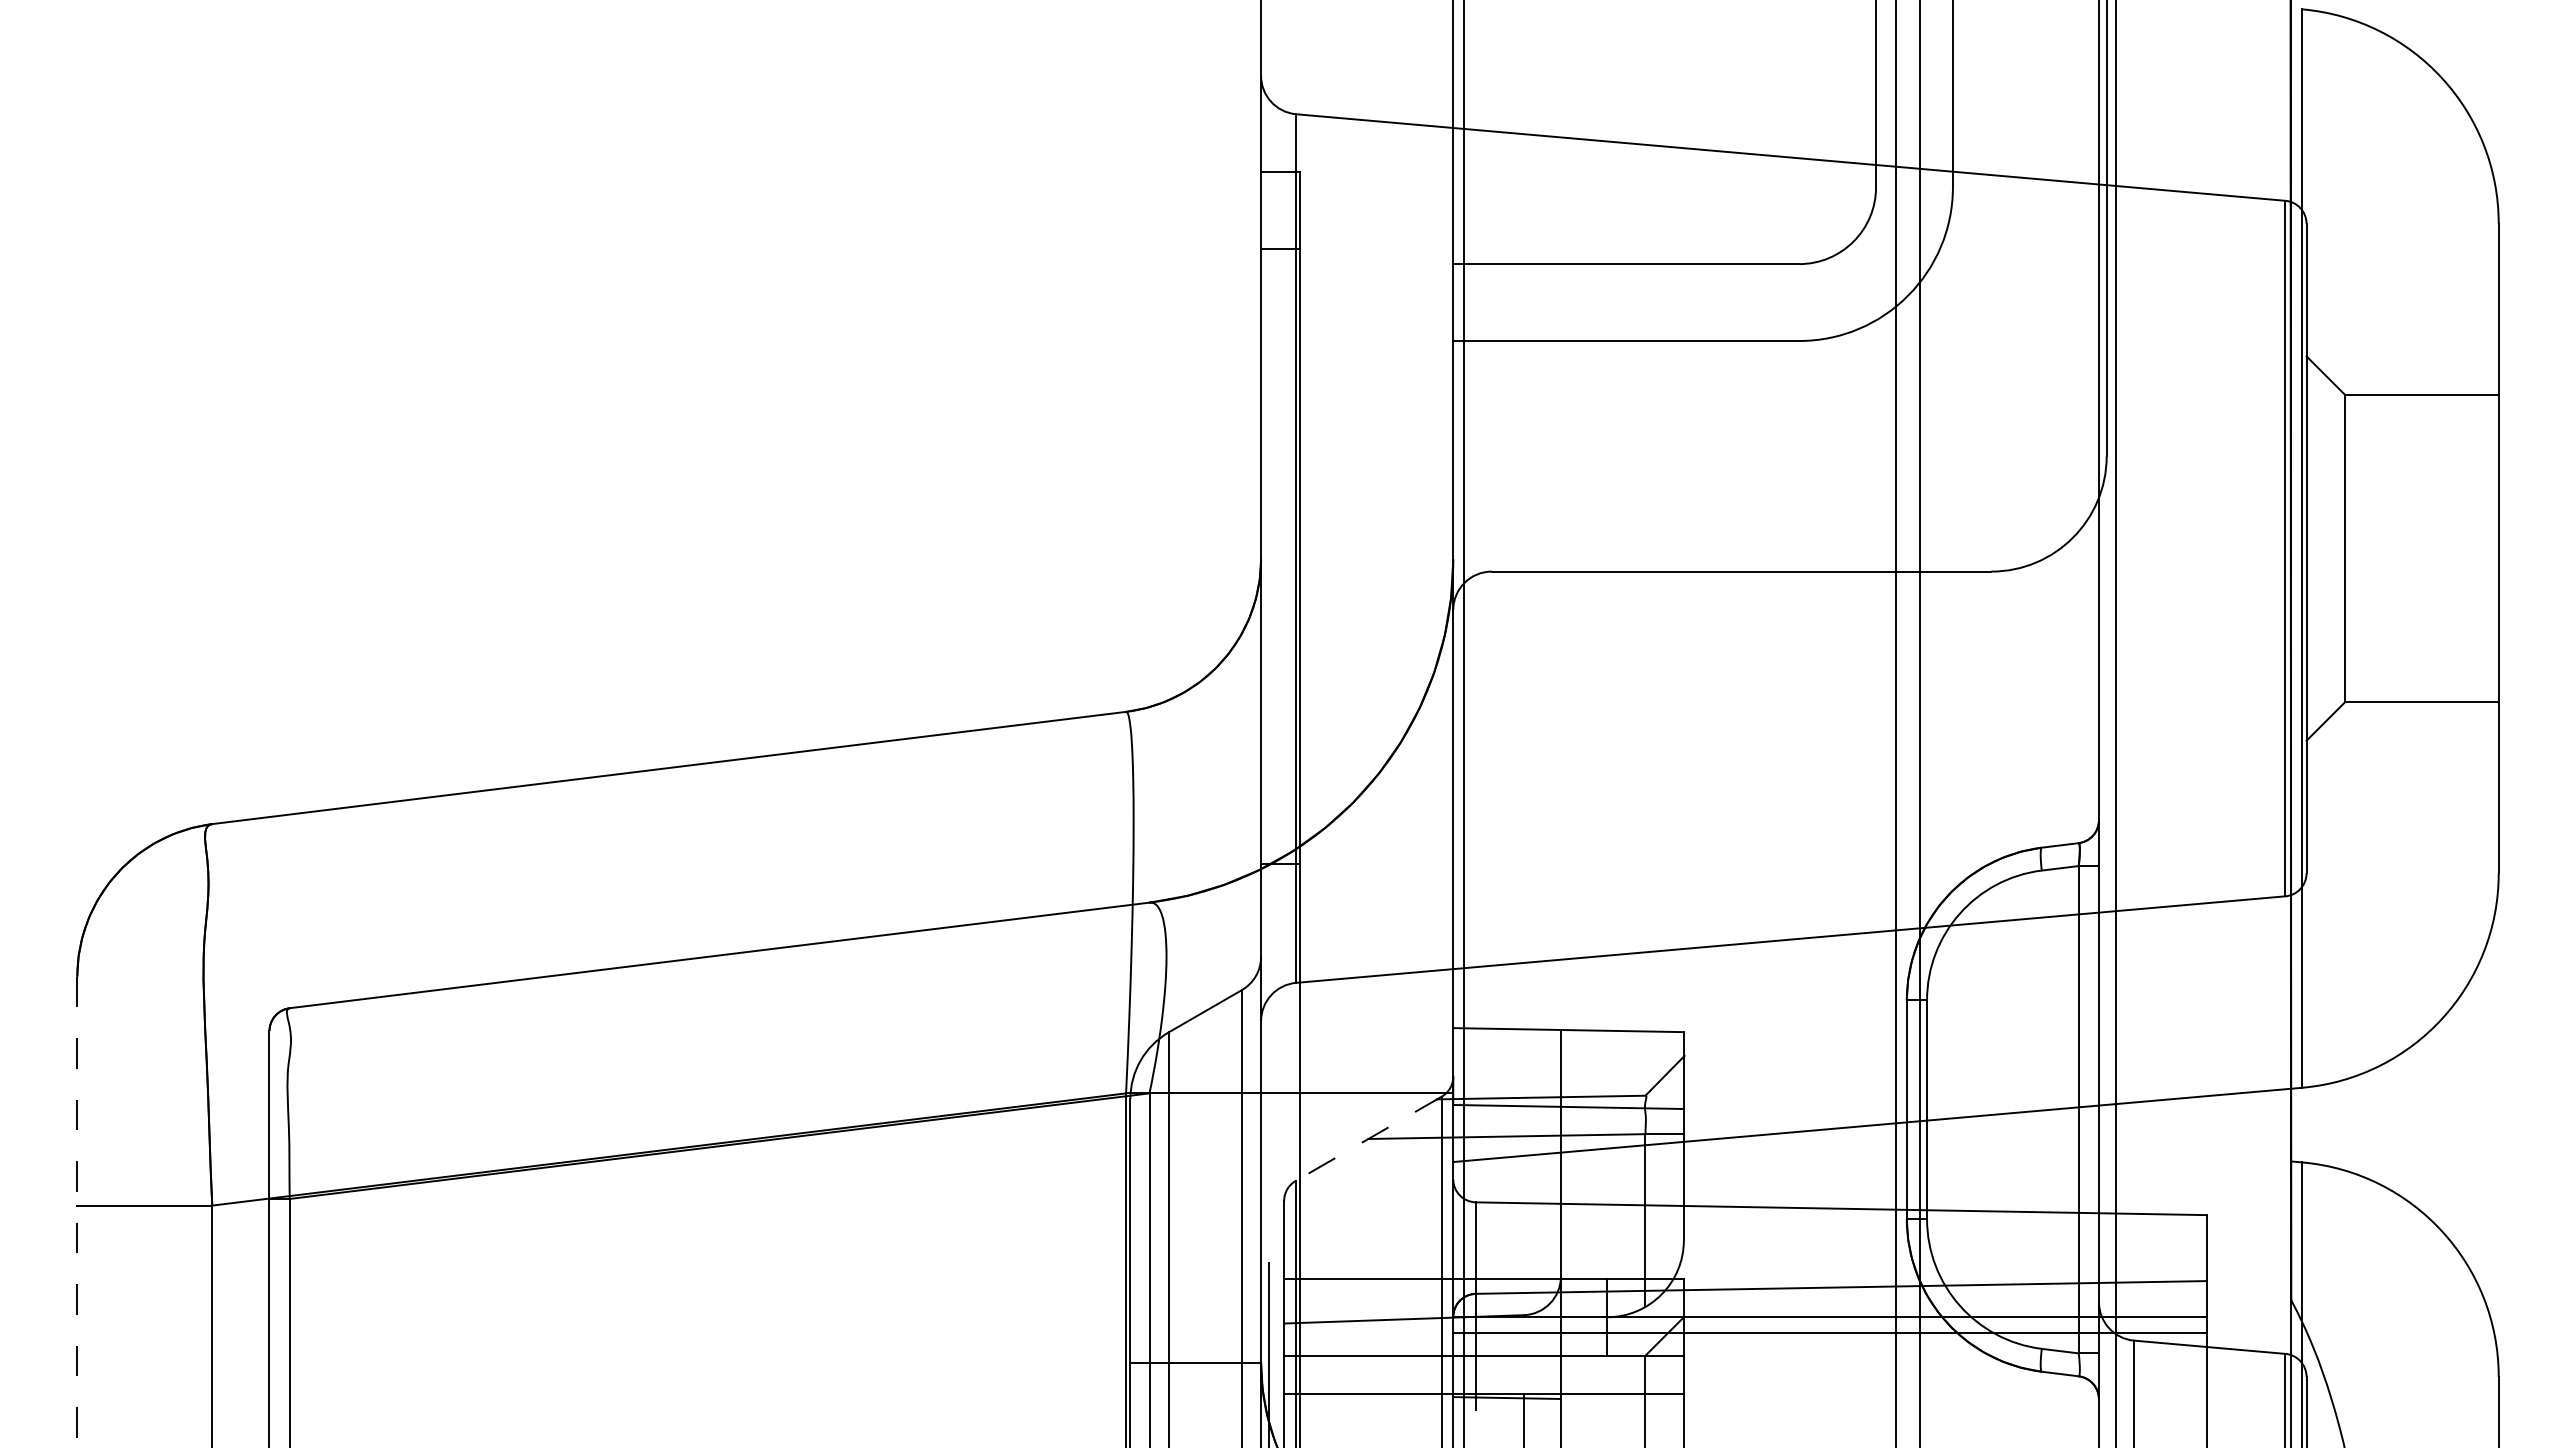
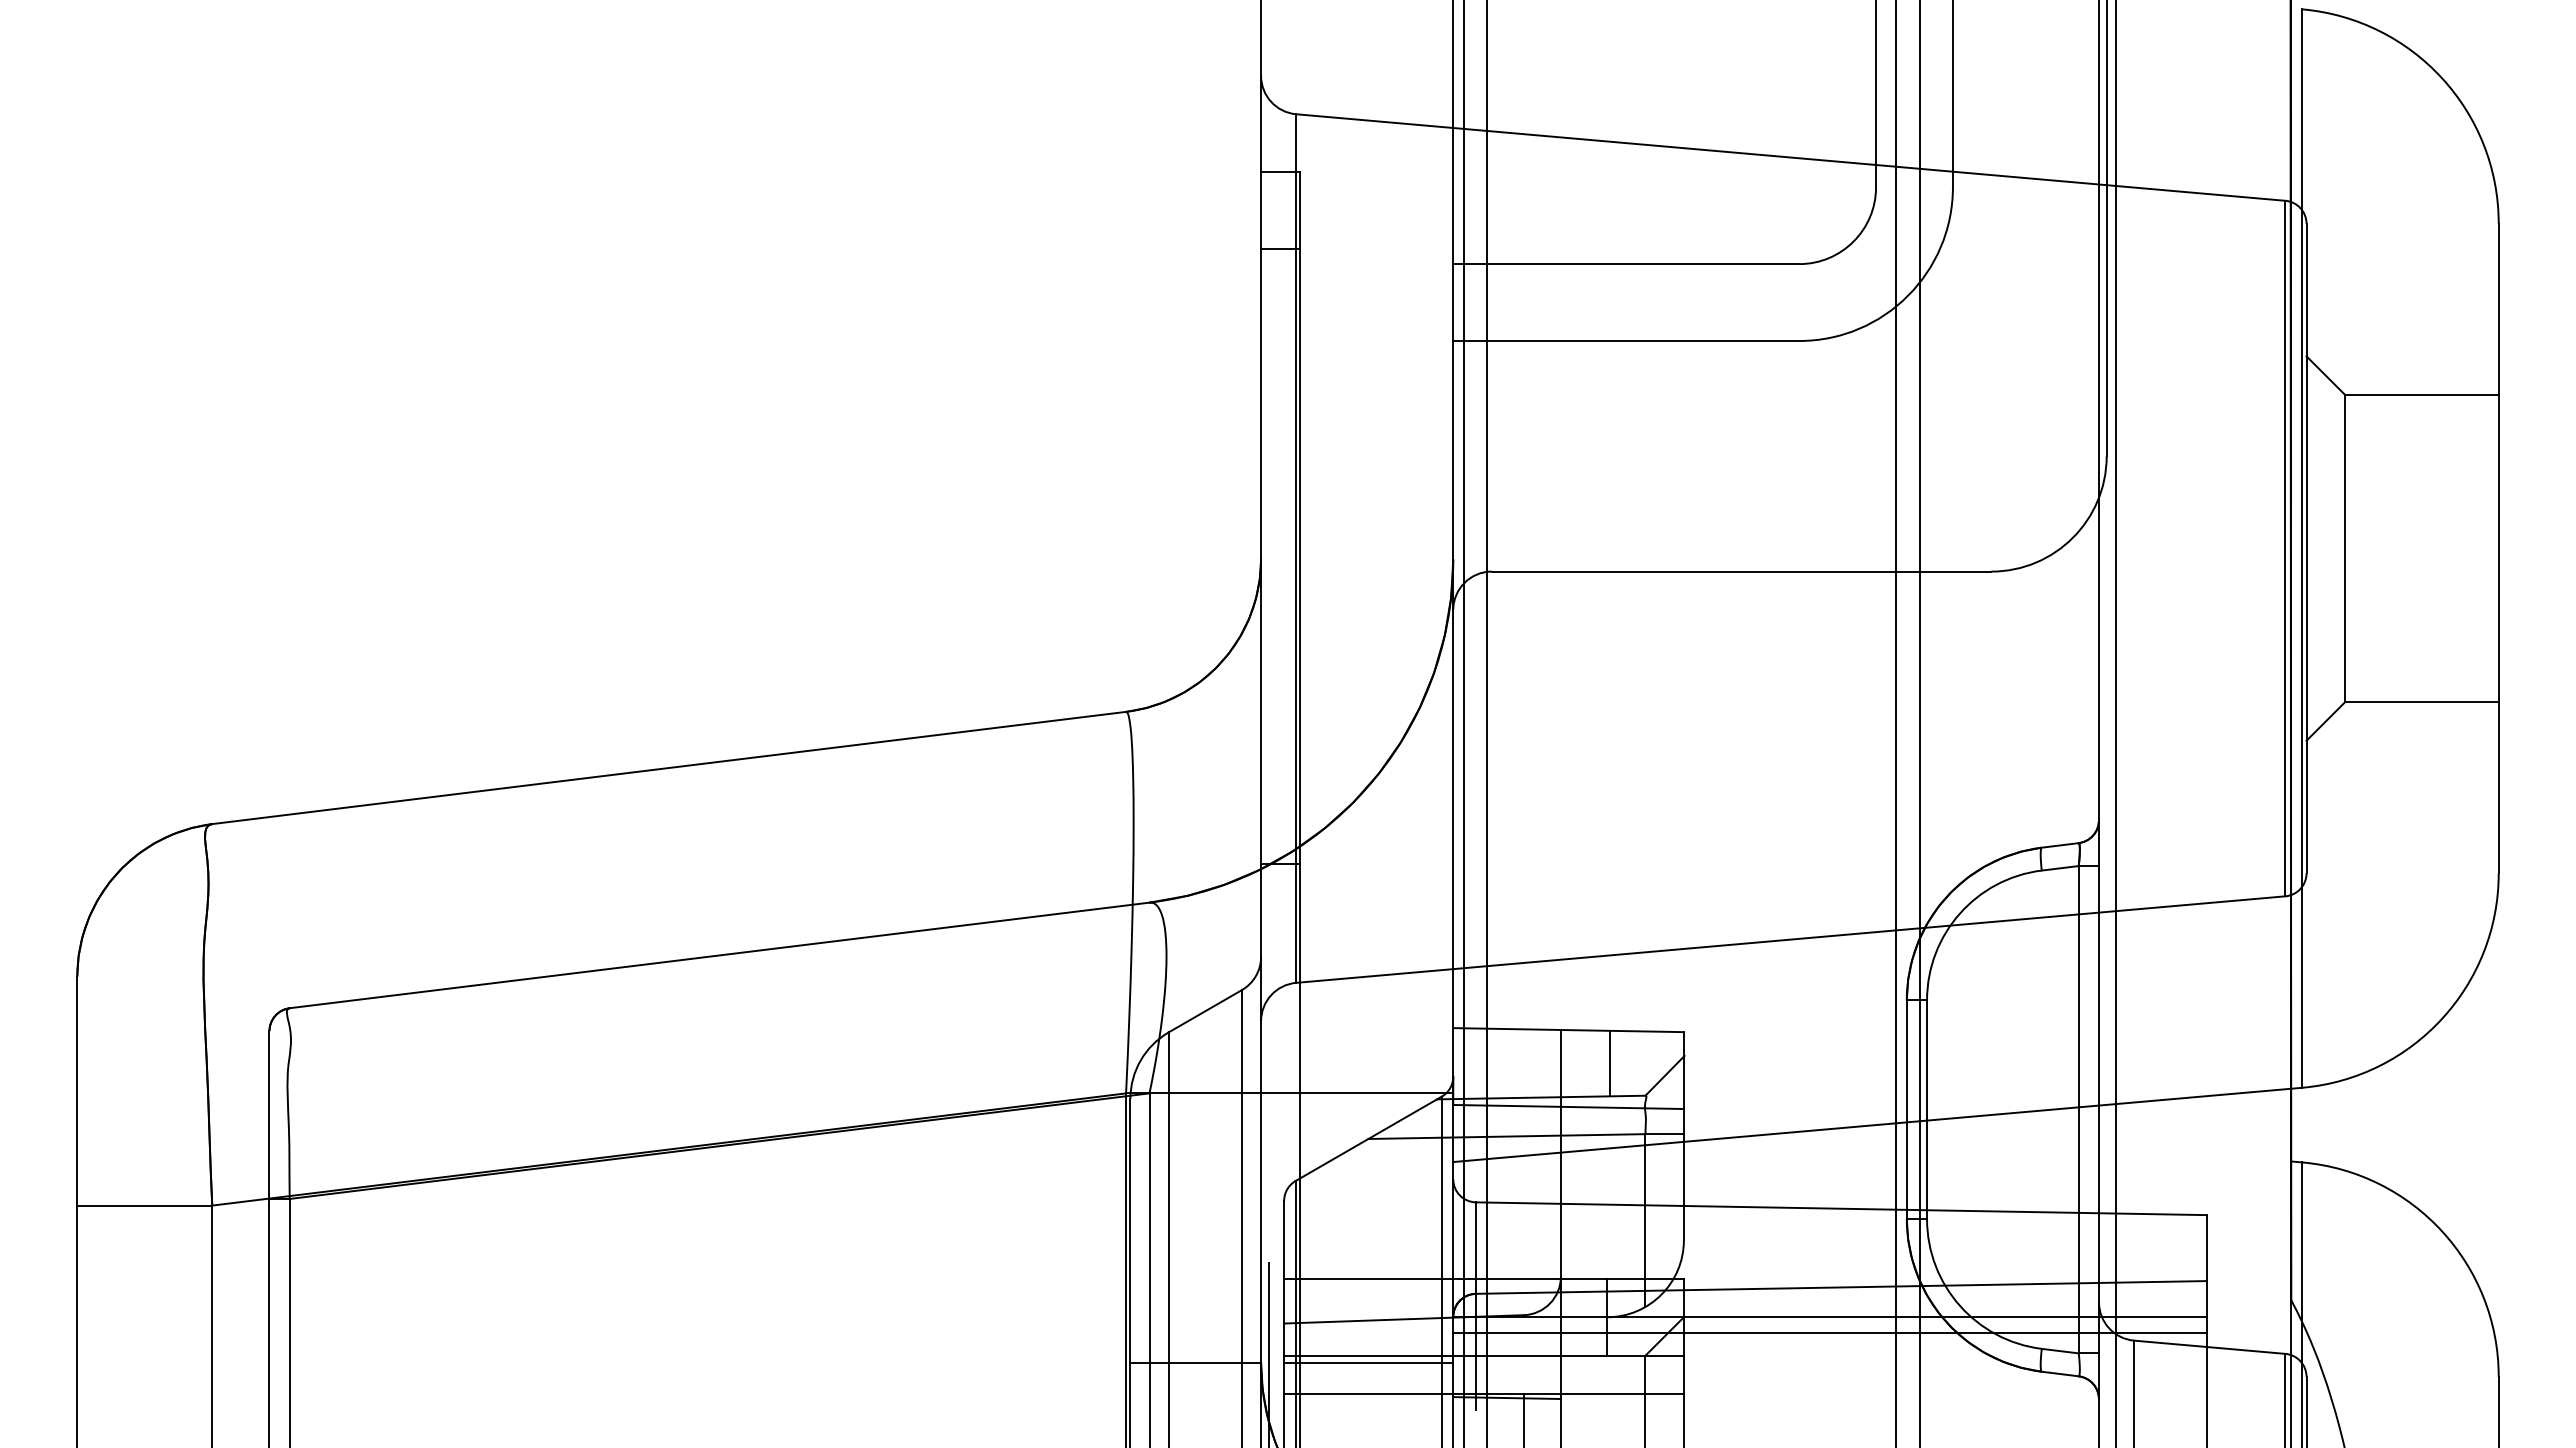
line: none -> present (1487, 723)
line: none -> present (1609, 1063)
line: dashed -> solid (1368, 1139)
line: dashed -> solid (77, 1212)
line: none -> present (1368, 1363)
